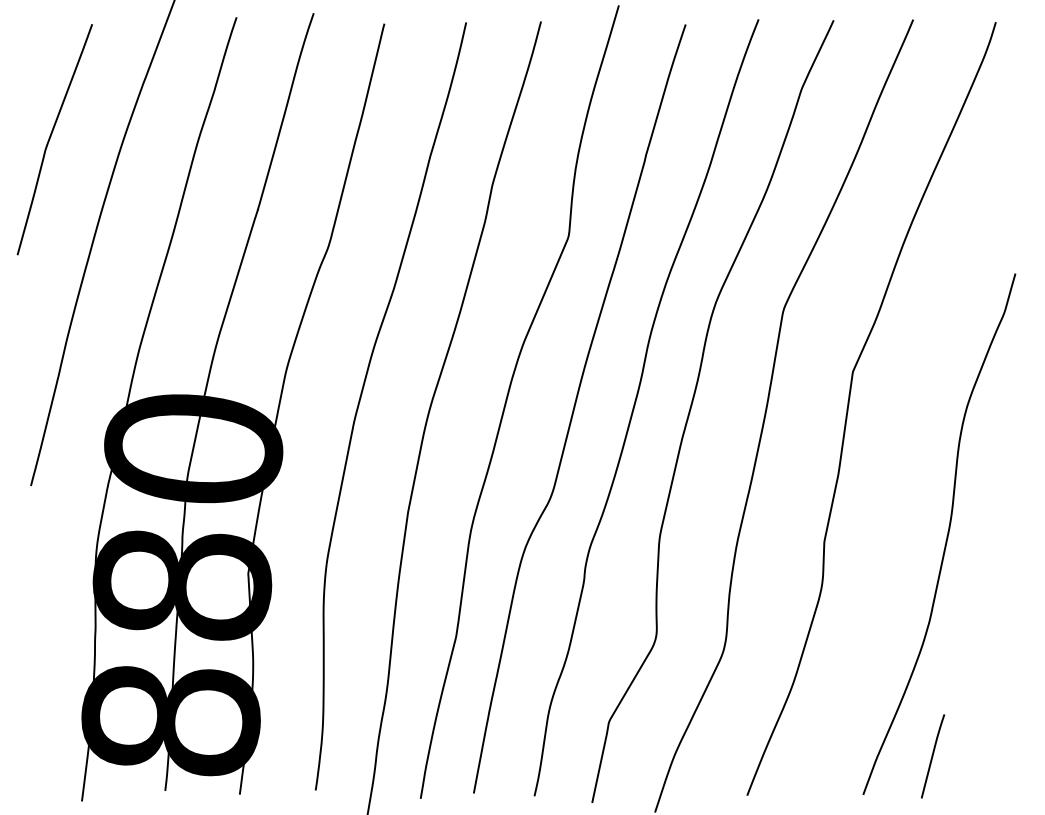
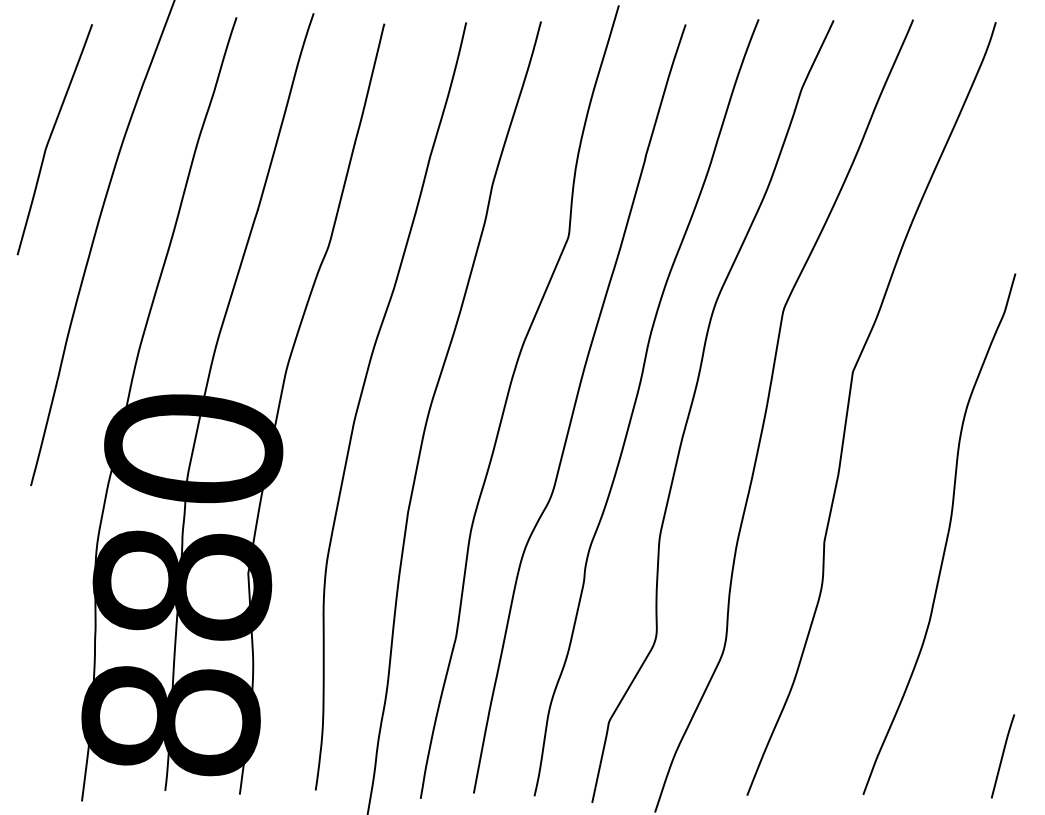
curve position: (933, 756) -> (1003, 756) (1003, 756)
